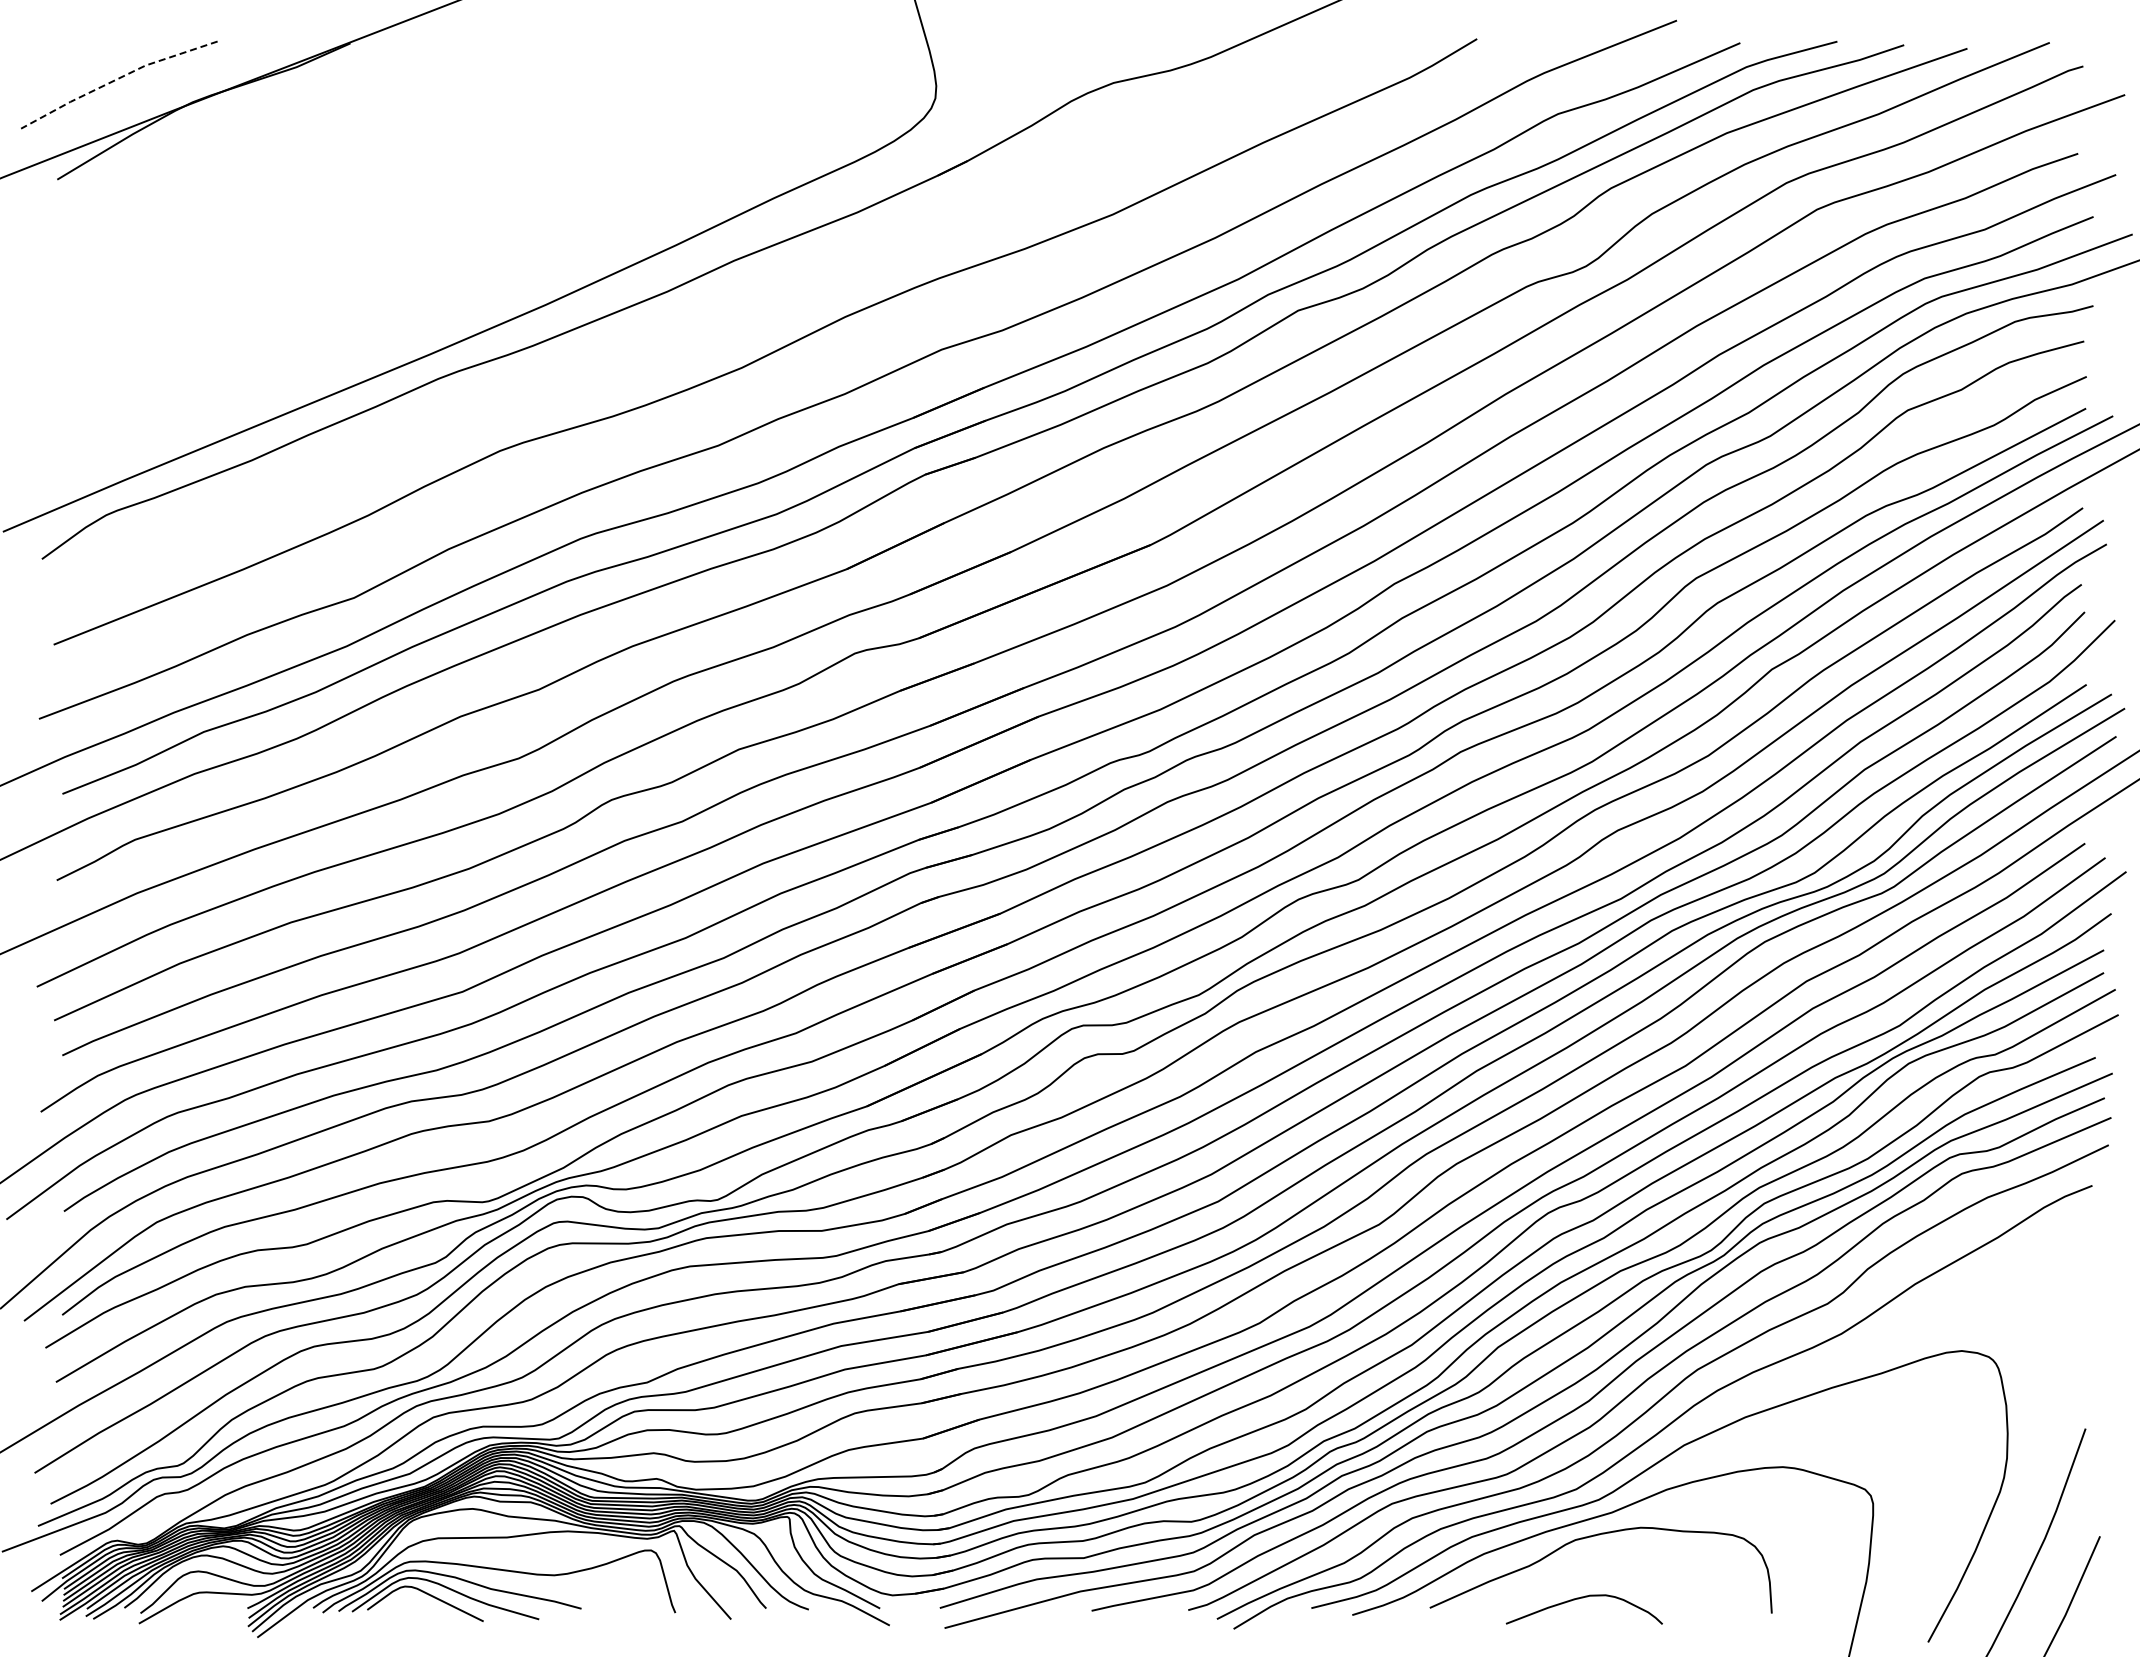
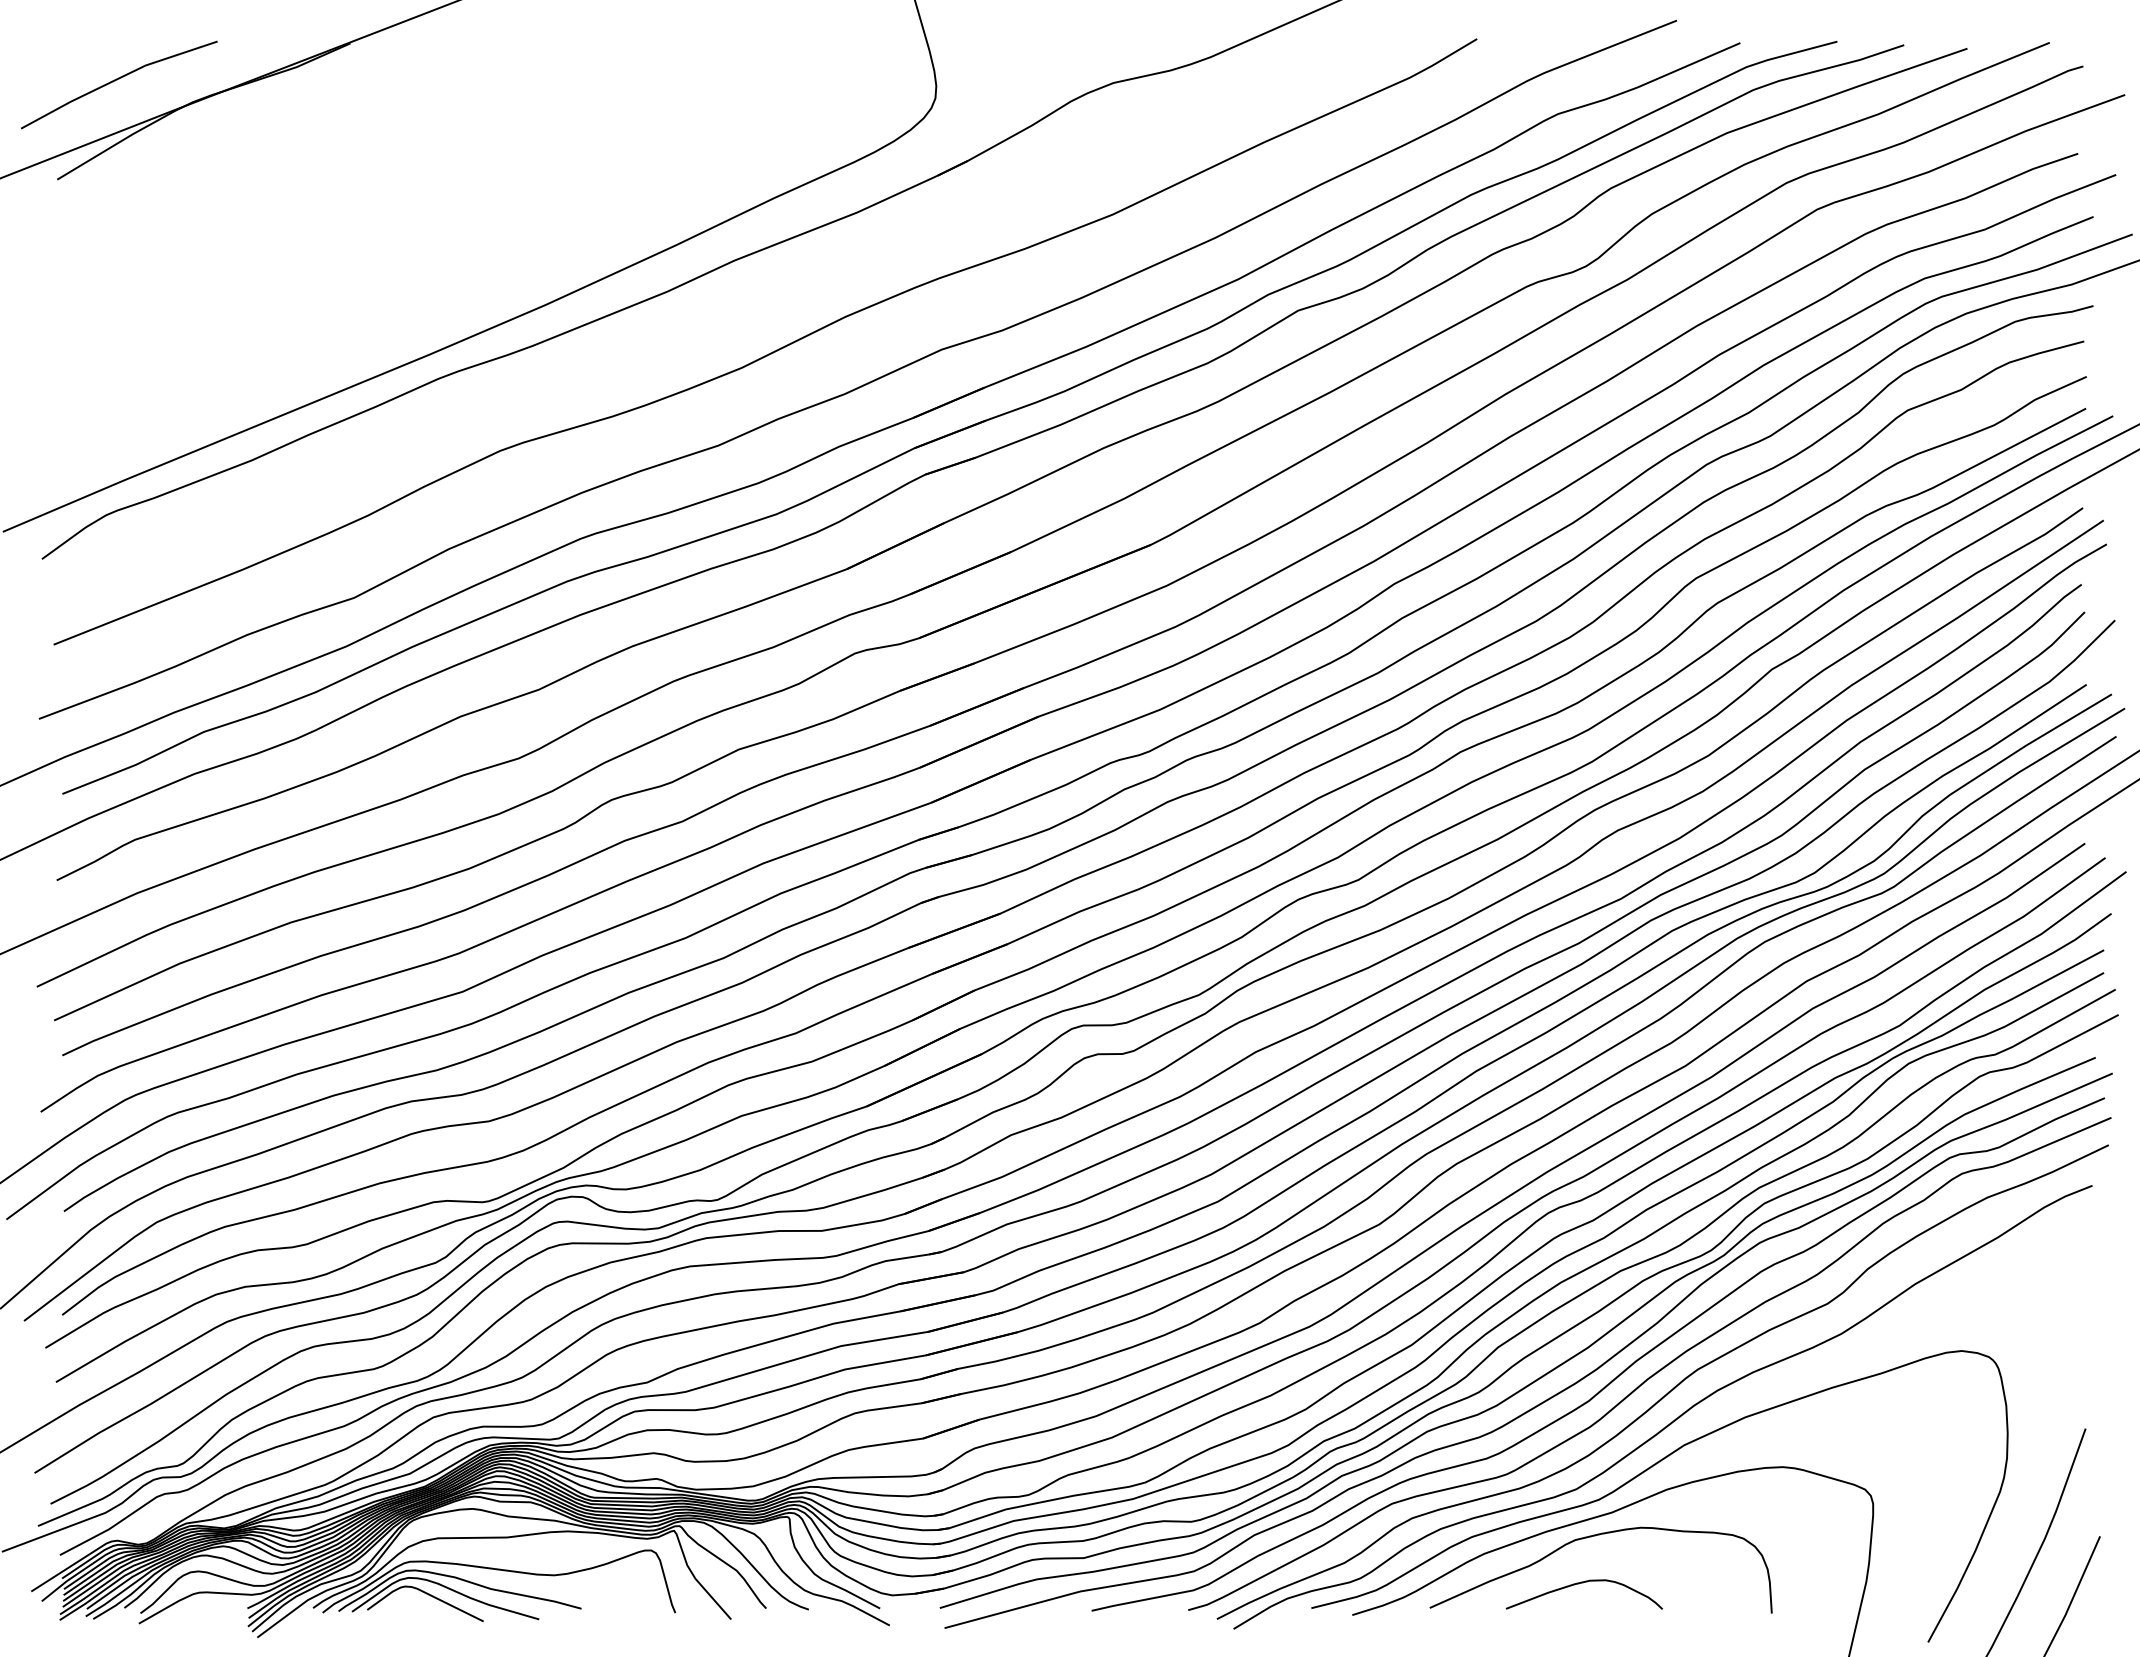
line: dashed -> solid (116, 79)
curve position: (1583, 1598) -> (1583, 1583) (1583, 1583)
